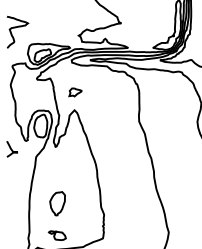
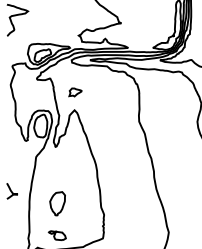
curve position: (15, 28) -> (15, 16) (15, 16)
curve position: (11, 149) -> (11, 191) (11, 191)
